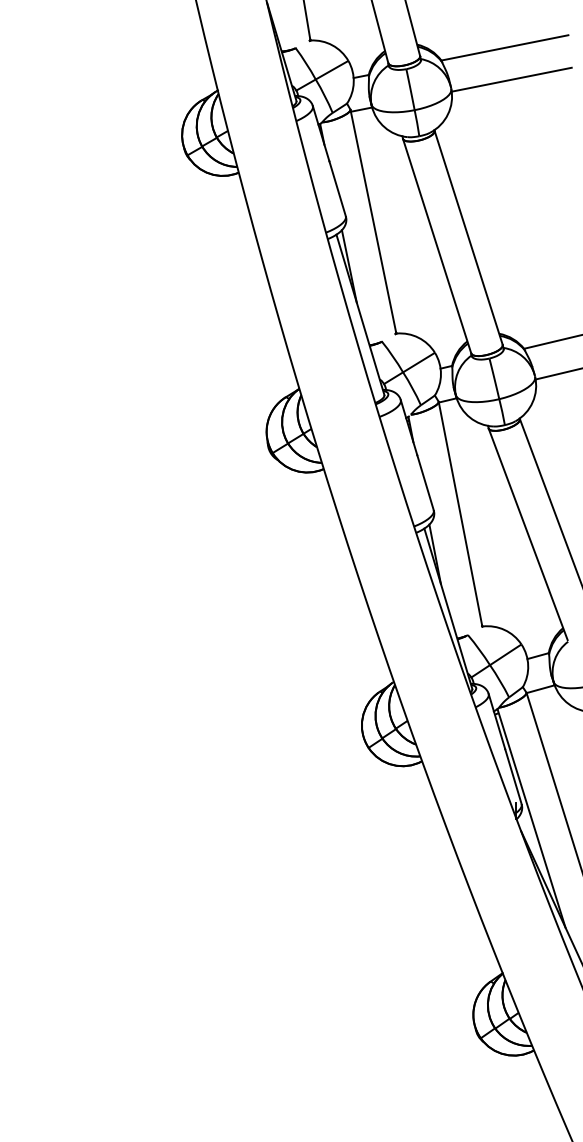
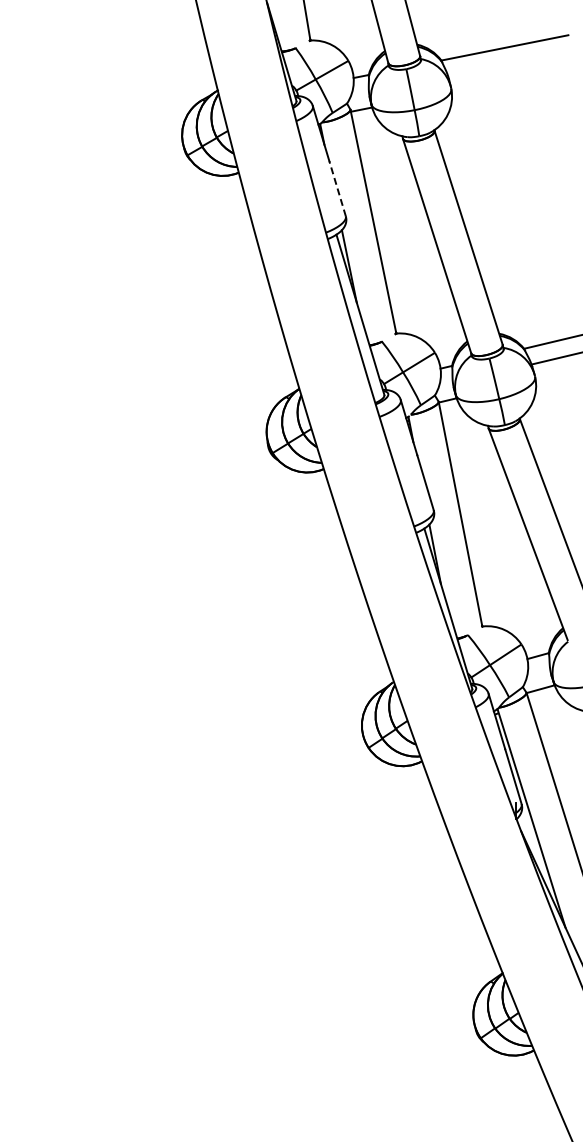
line: present -> none (511, 79)
line: solid -> dashed (337, 188)
line position: (557, 374) -> (555, 358) (555, 358)
